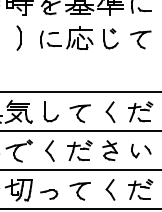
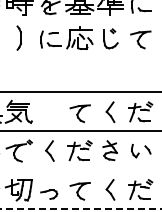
part: present -> none (50, 111)
line: present -> none (80, 170)
line: solid -> dashed (80, 208)
